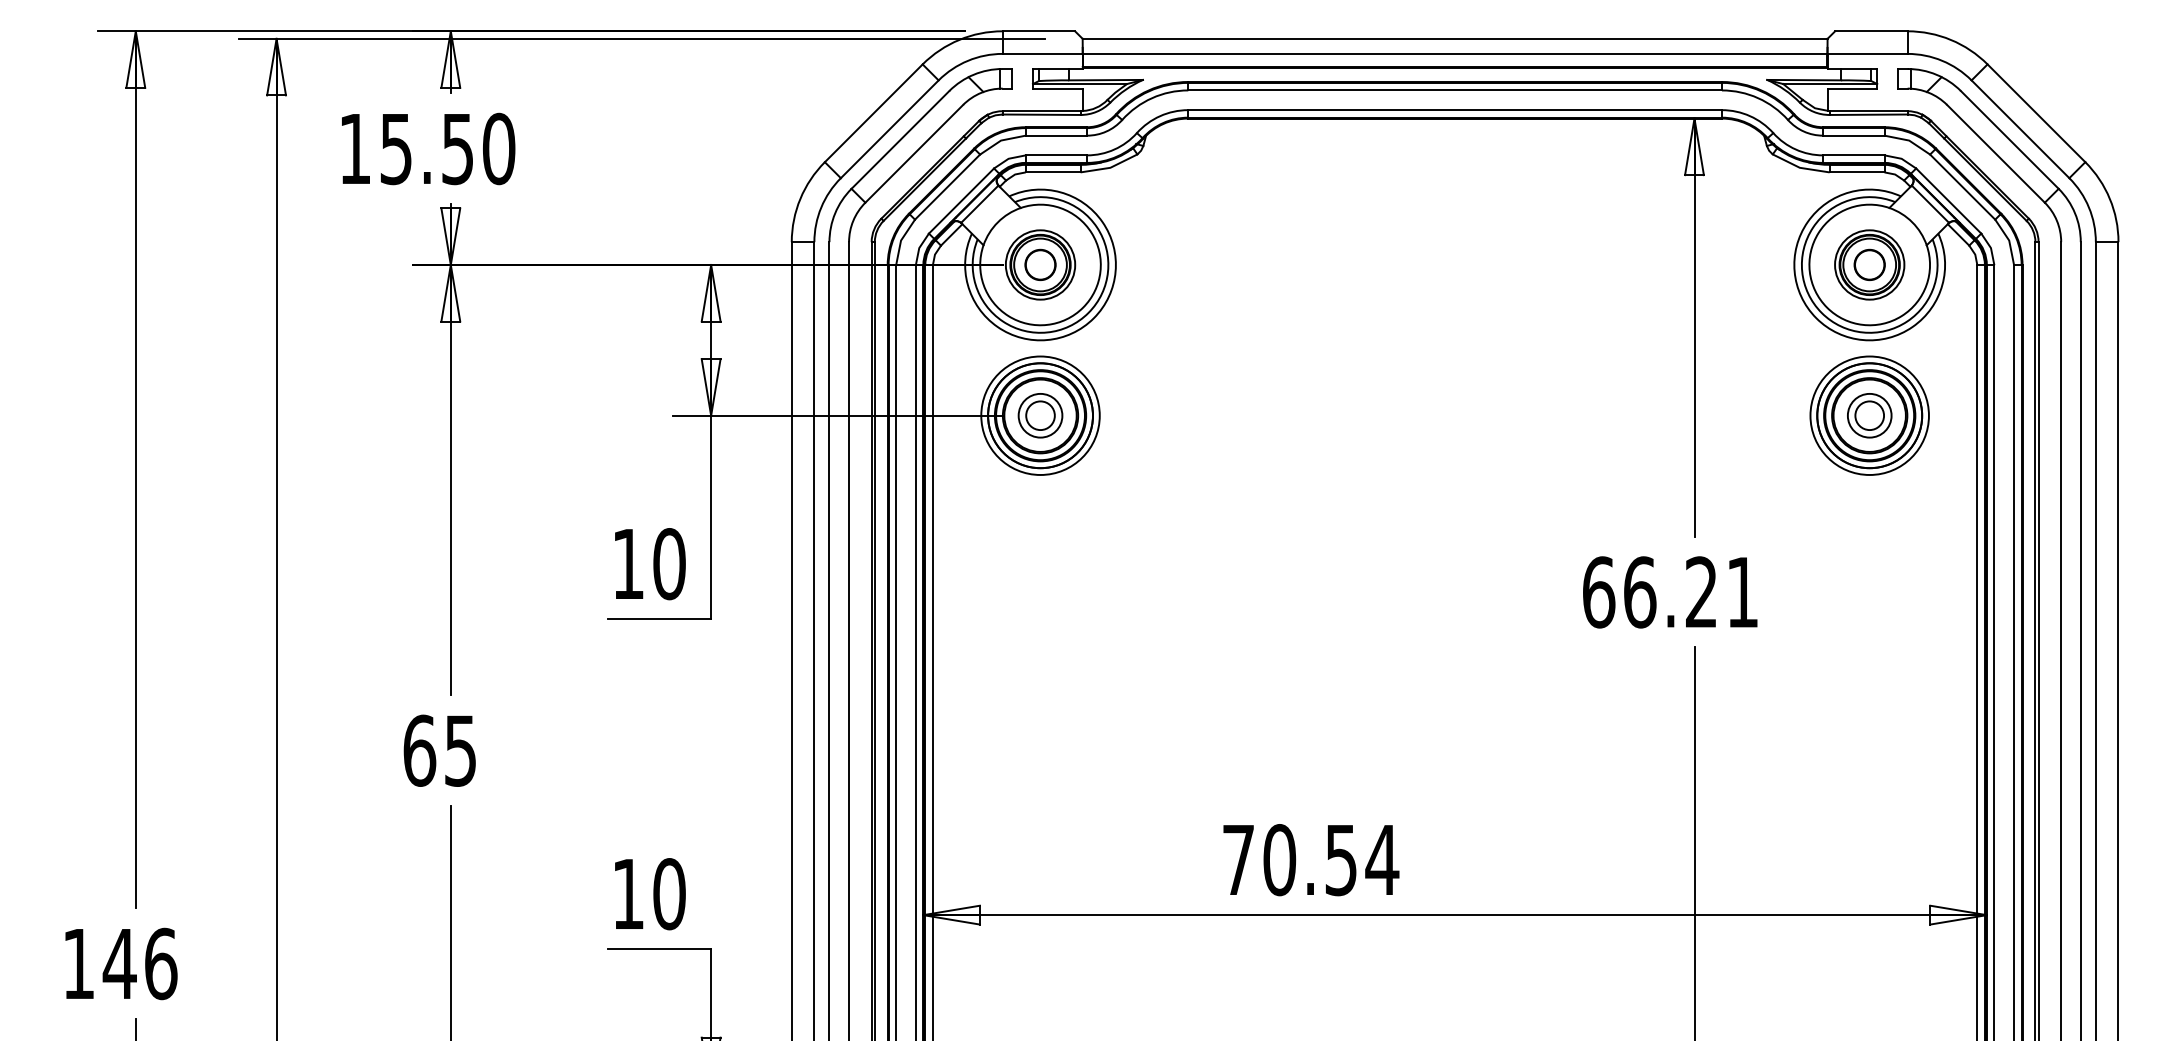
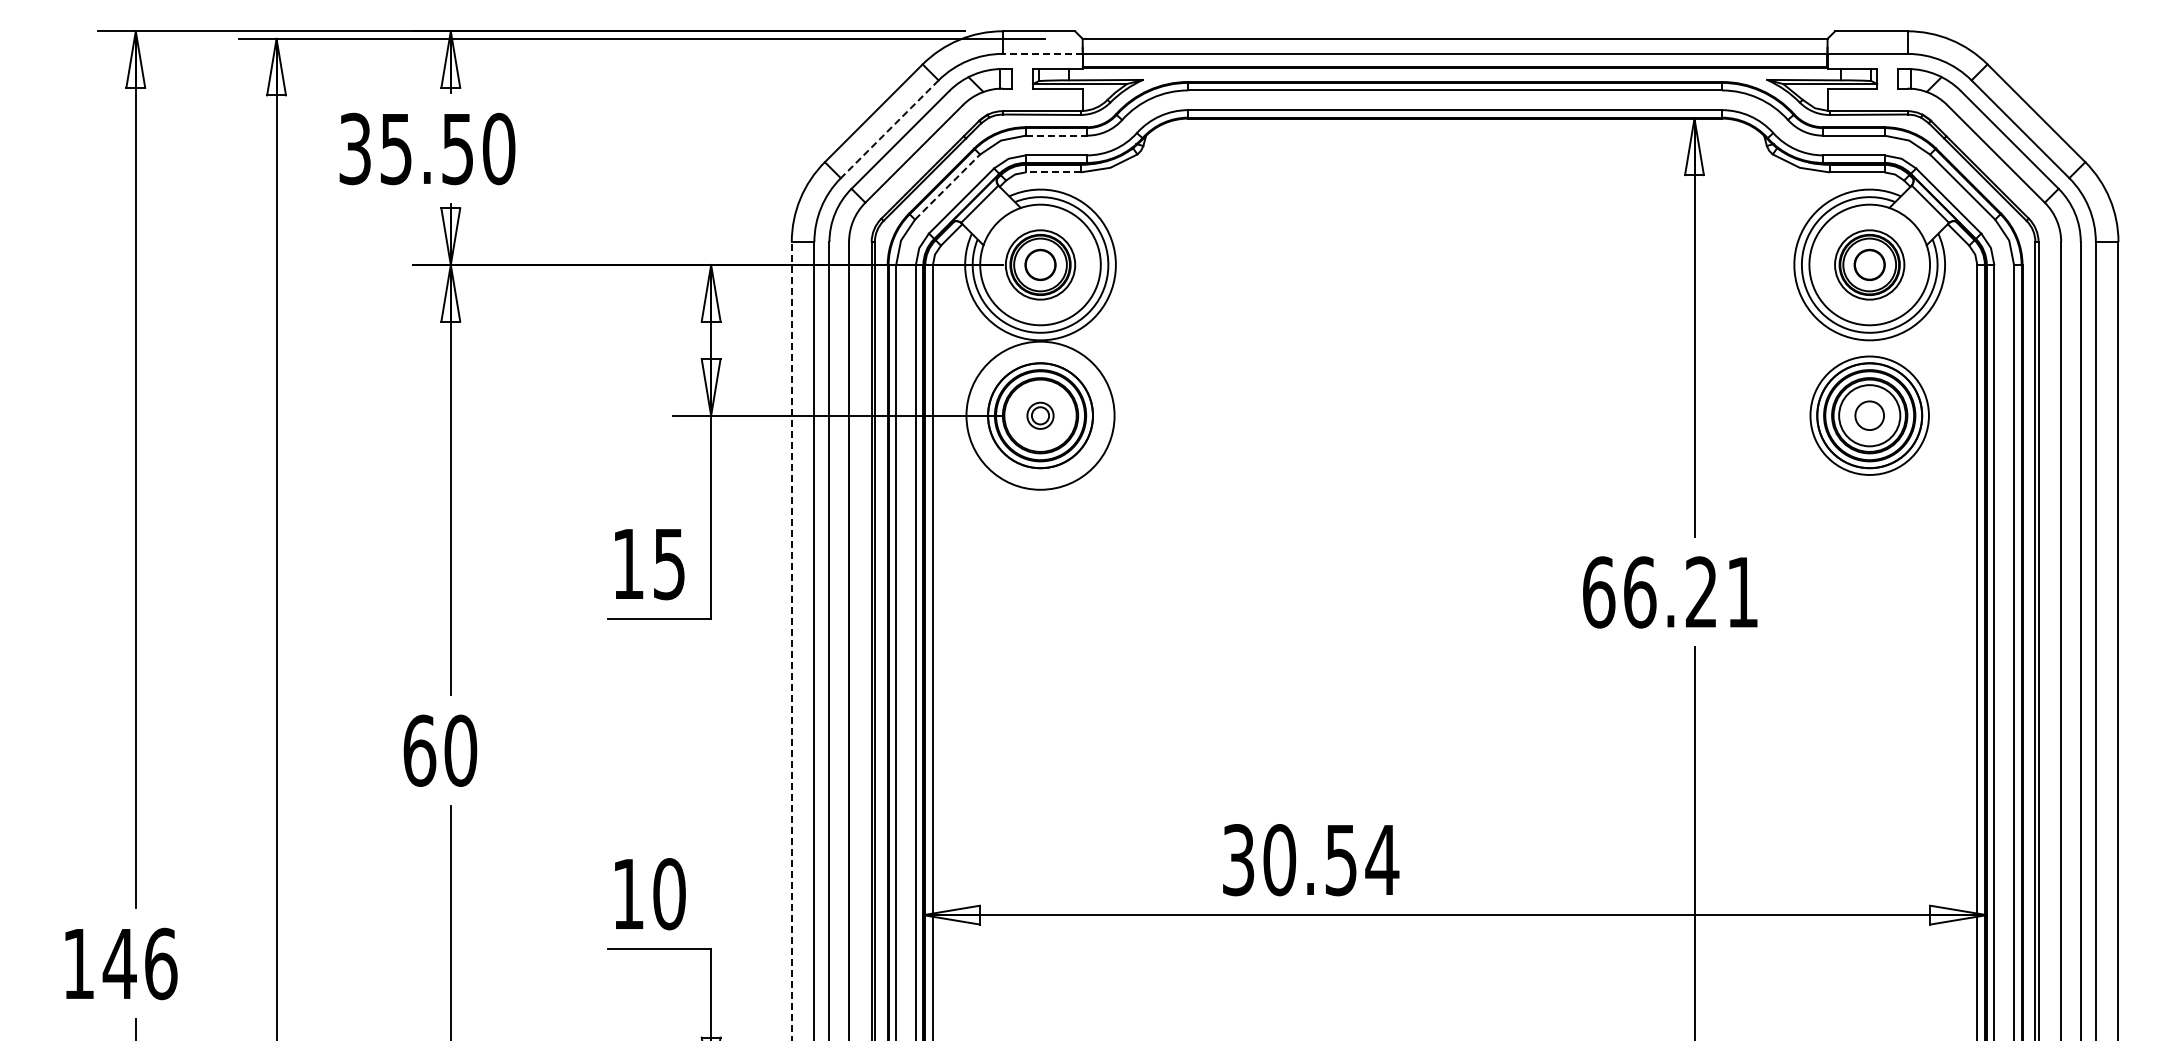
line: solid -> dashed (1042, 53)
line: solid -> dashed (889, 129)
line: solid -> dashed (1056, 135)
text: 15.50 -> 35.50 (354, 148)
line: solid -> dashed (1052, 172)
line: solid -> dashed (947, 186)
circle diameter: 118 px -> 148 px (1040, 415)
part size: 47x46 px -> 29x29 px (1040, 415)
circle diameter: 44 px -> 61 px (1869, 415)
text: 10 -> 15 (669, 564)
line: solid -> dashed (791, 641)
text: 65 -> 60 (460, 750)
text: 70.54 -> 30.54 (1238, 860)
